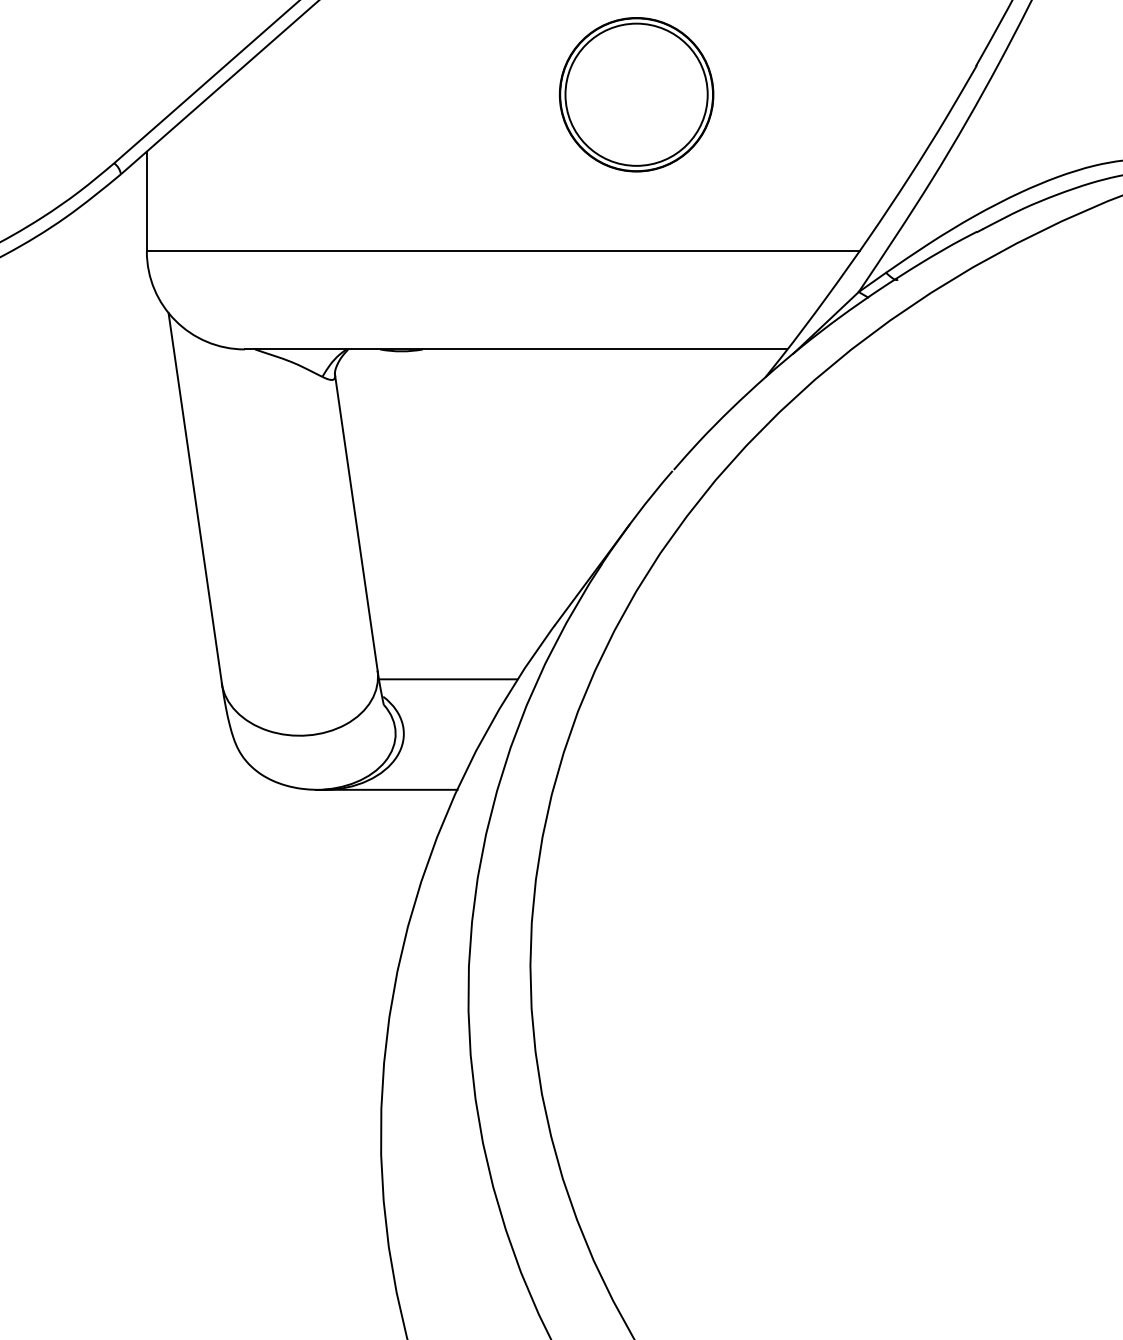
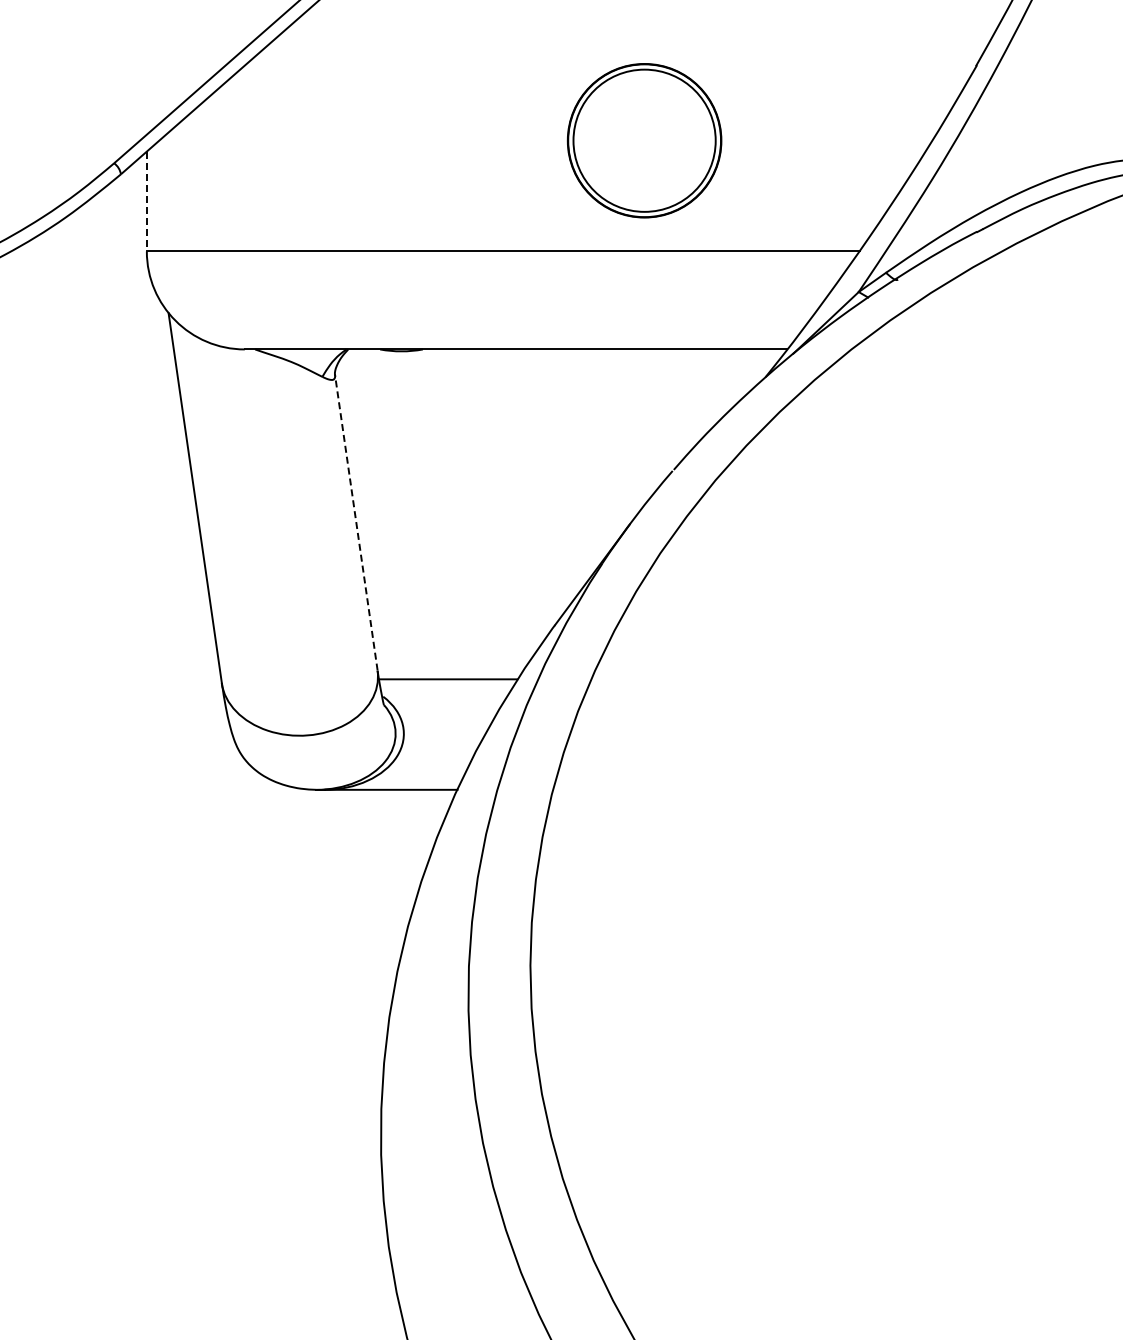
part position: (636, 94) -> (644, 140) (644, 140)
line: solid -> dashed (146, 201)
line: solid -> dashed (356, 522)
